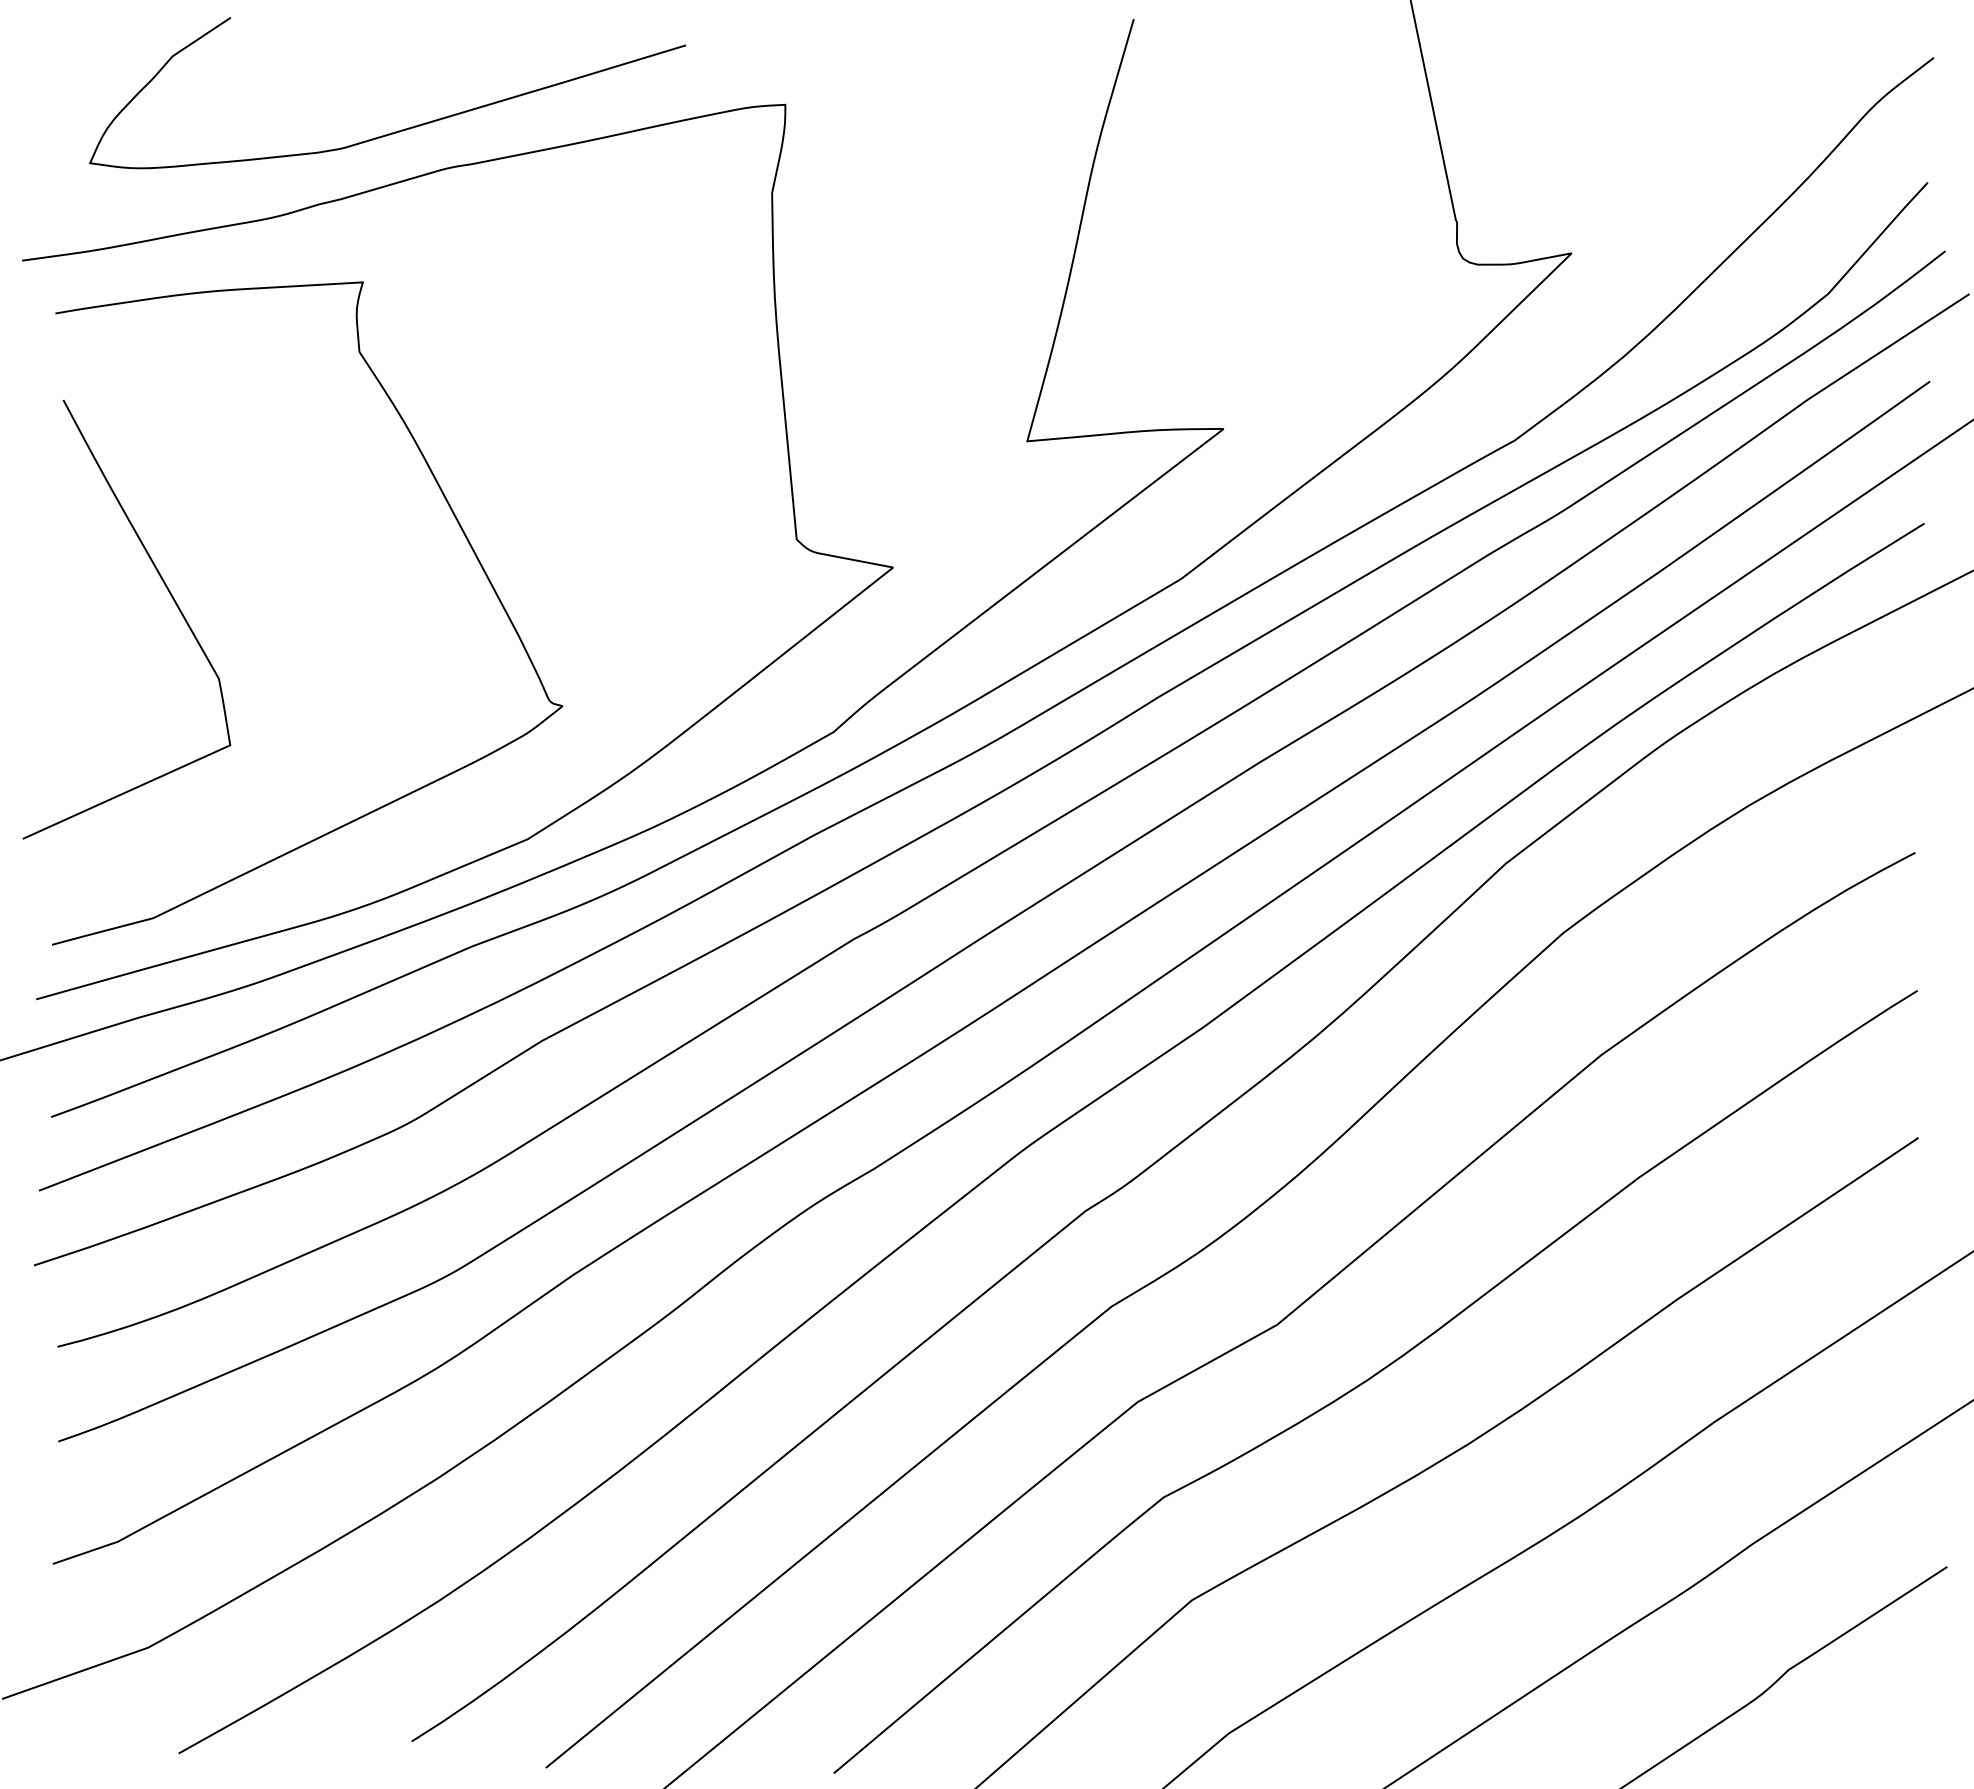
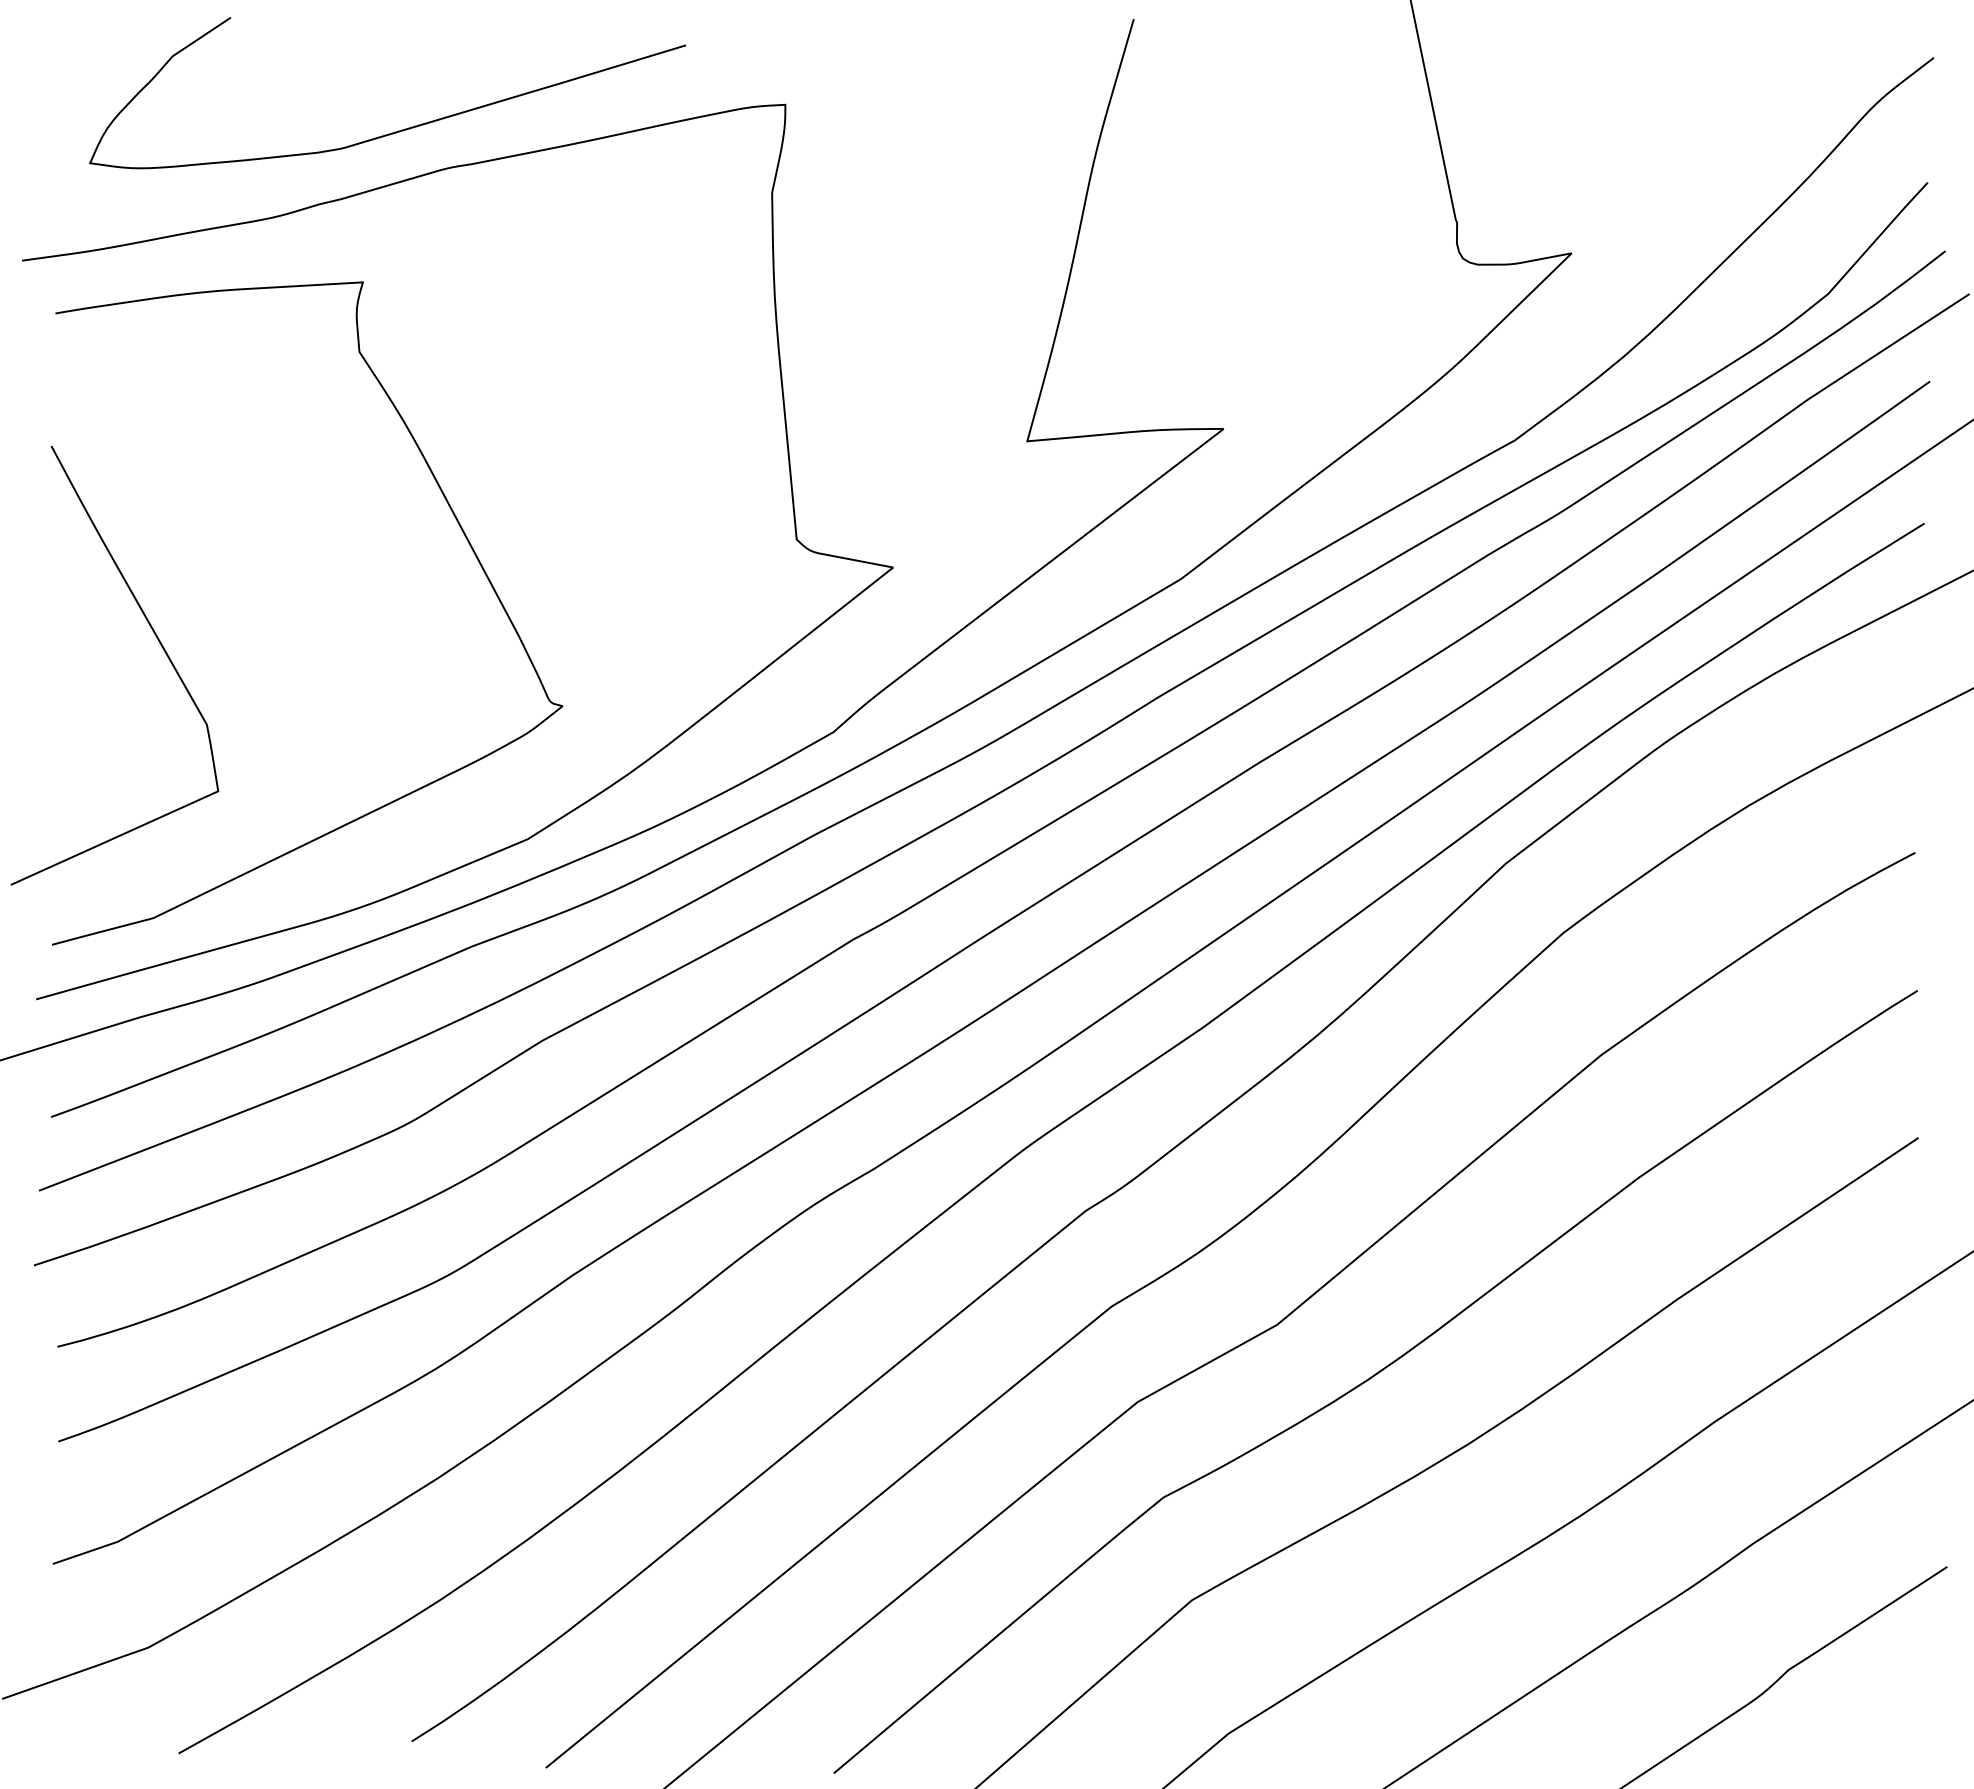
curve position: (168, 592) -> (156, 638) (156, 638)
